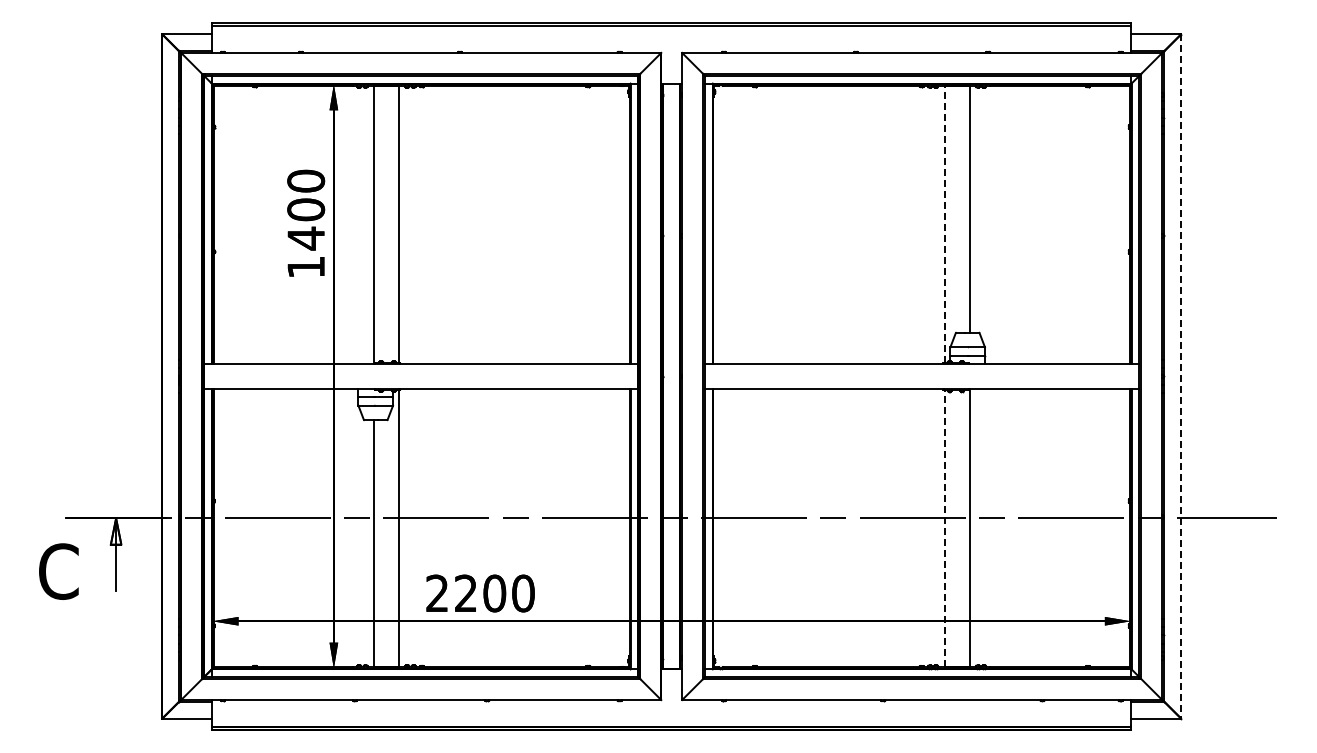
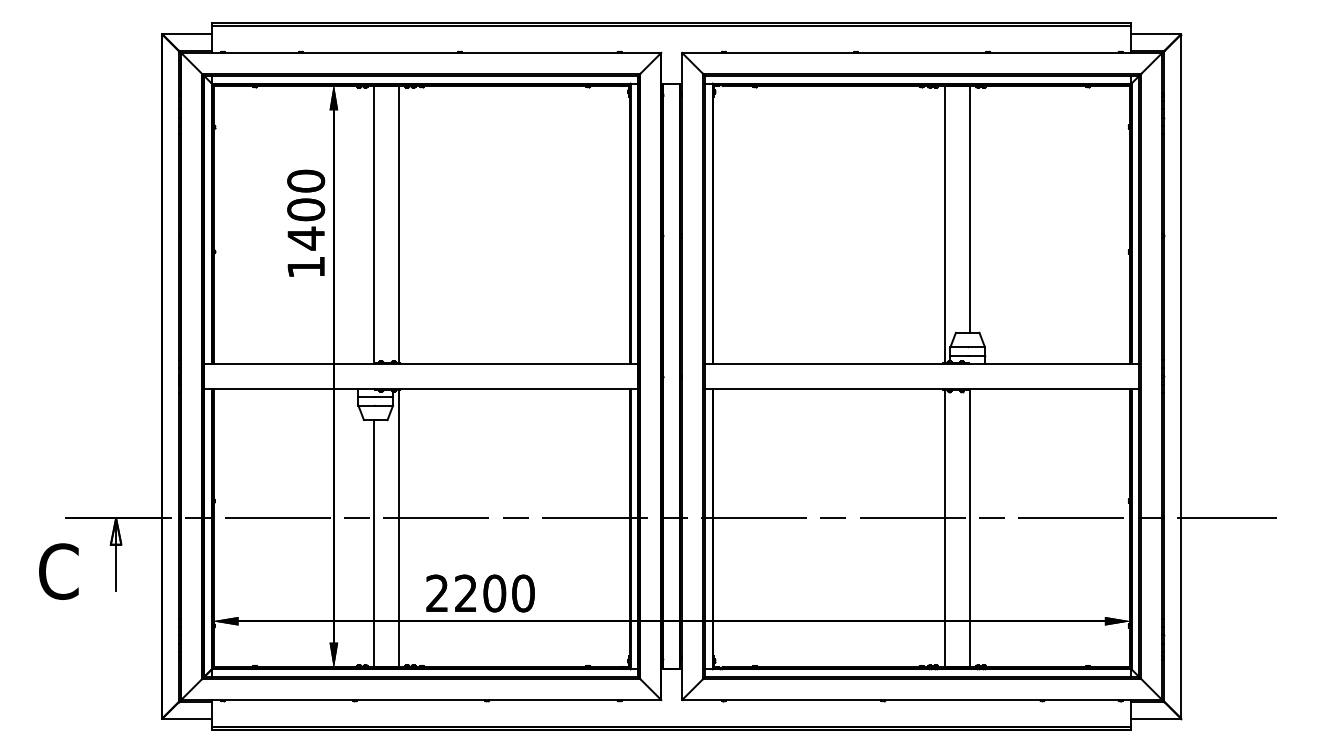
line: dashed -> solid (944, 224)
line: dashed -> solid (1181, 377)
line: dashed -> solid (944, 527)
